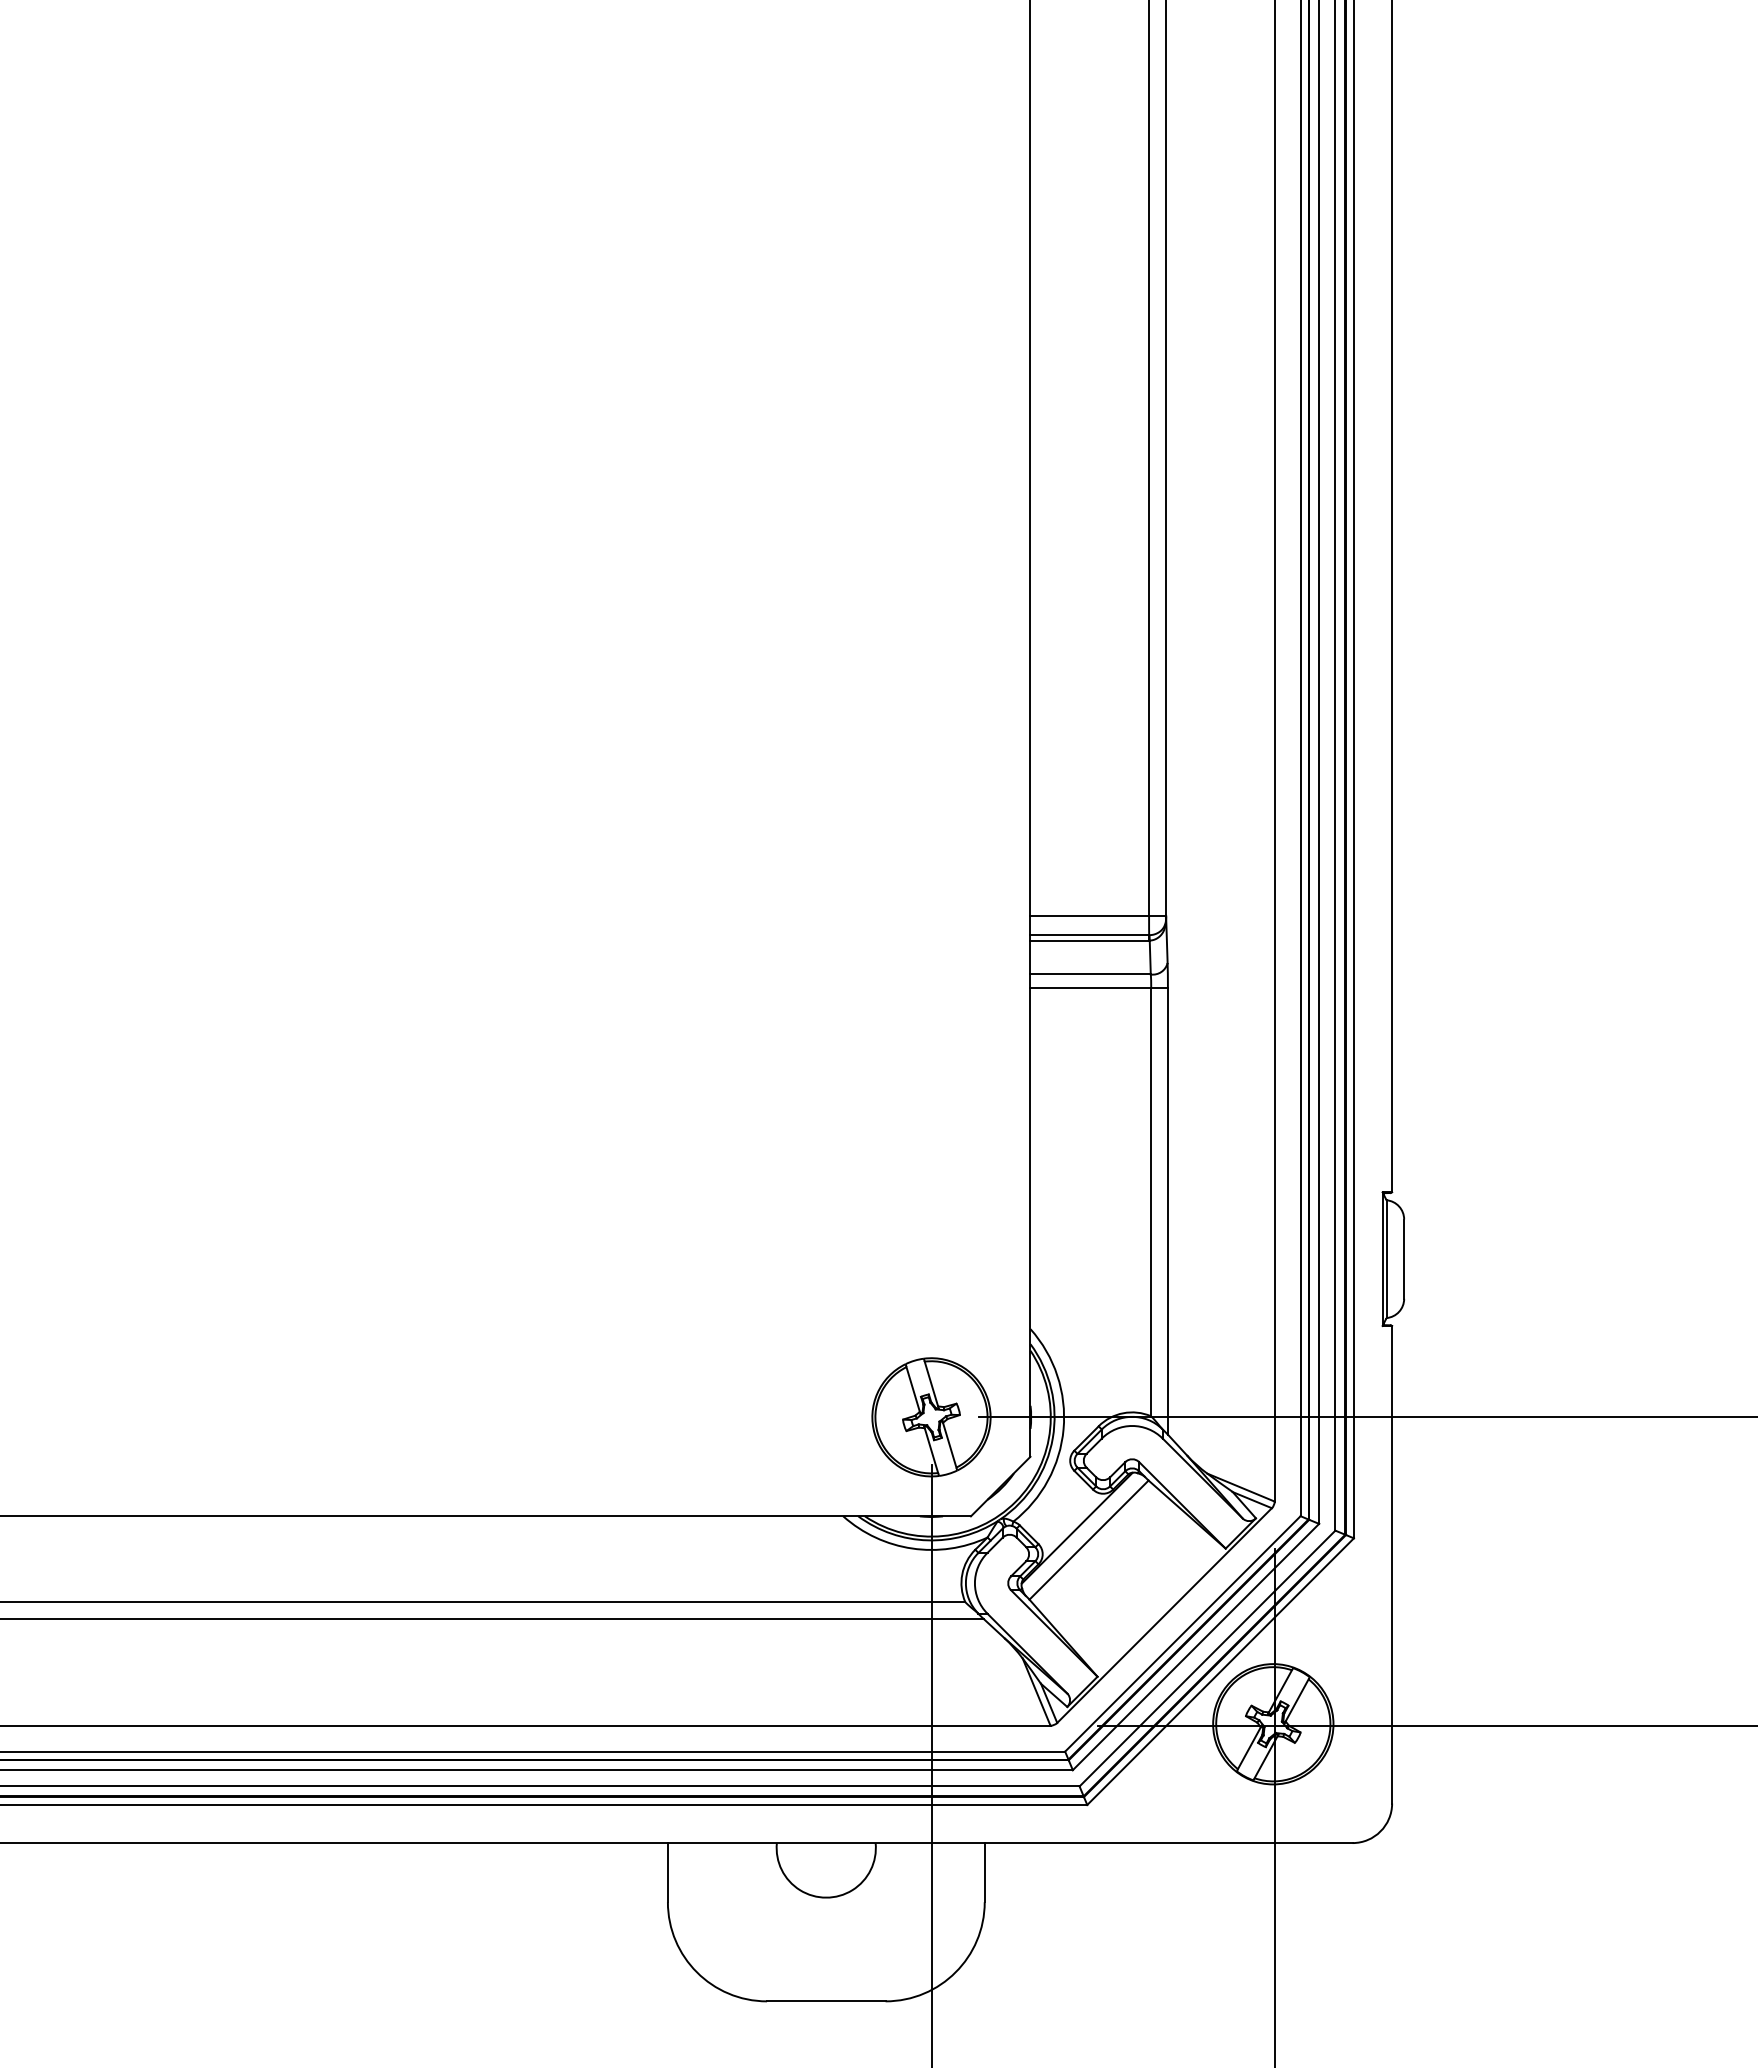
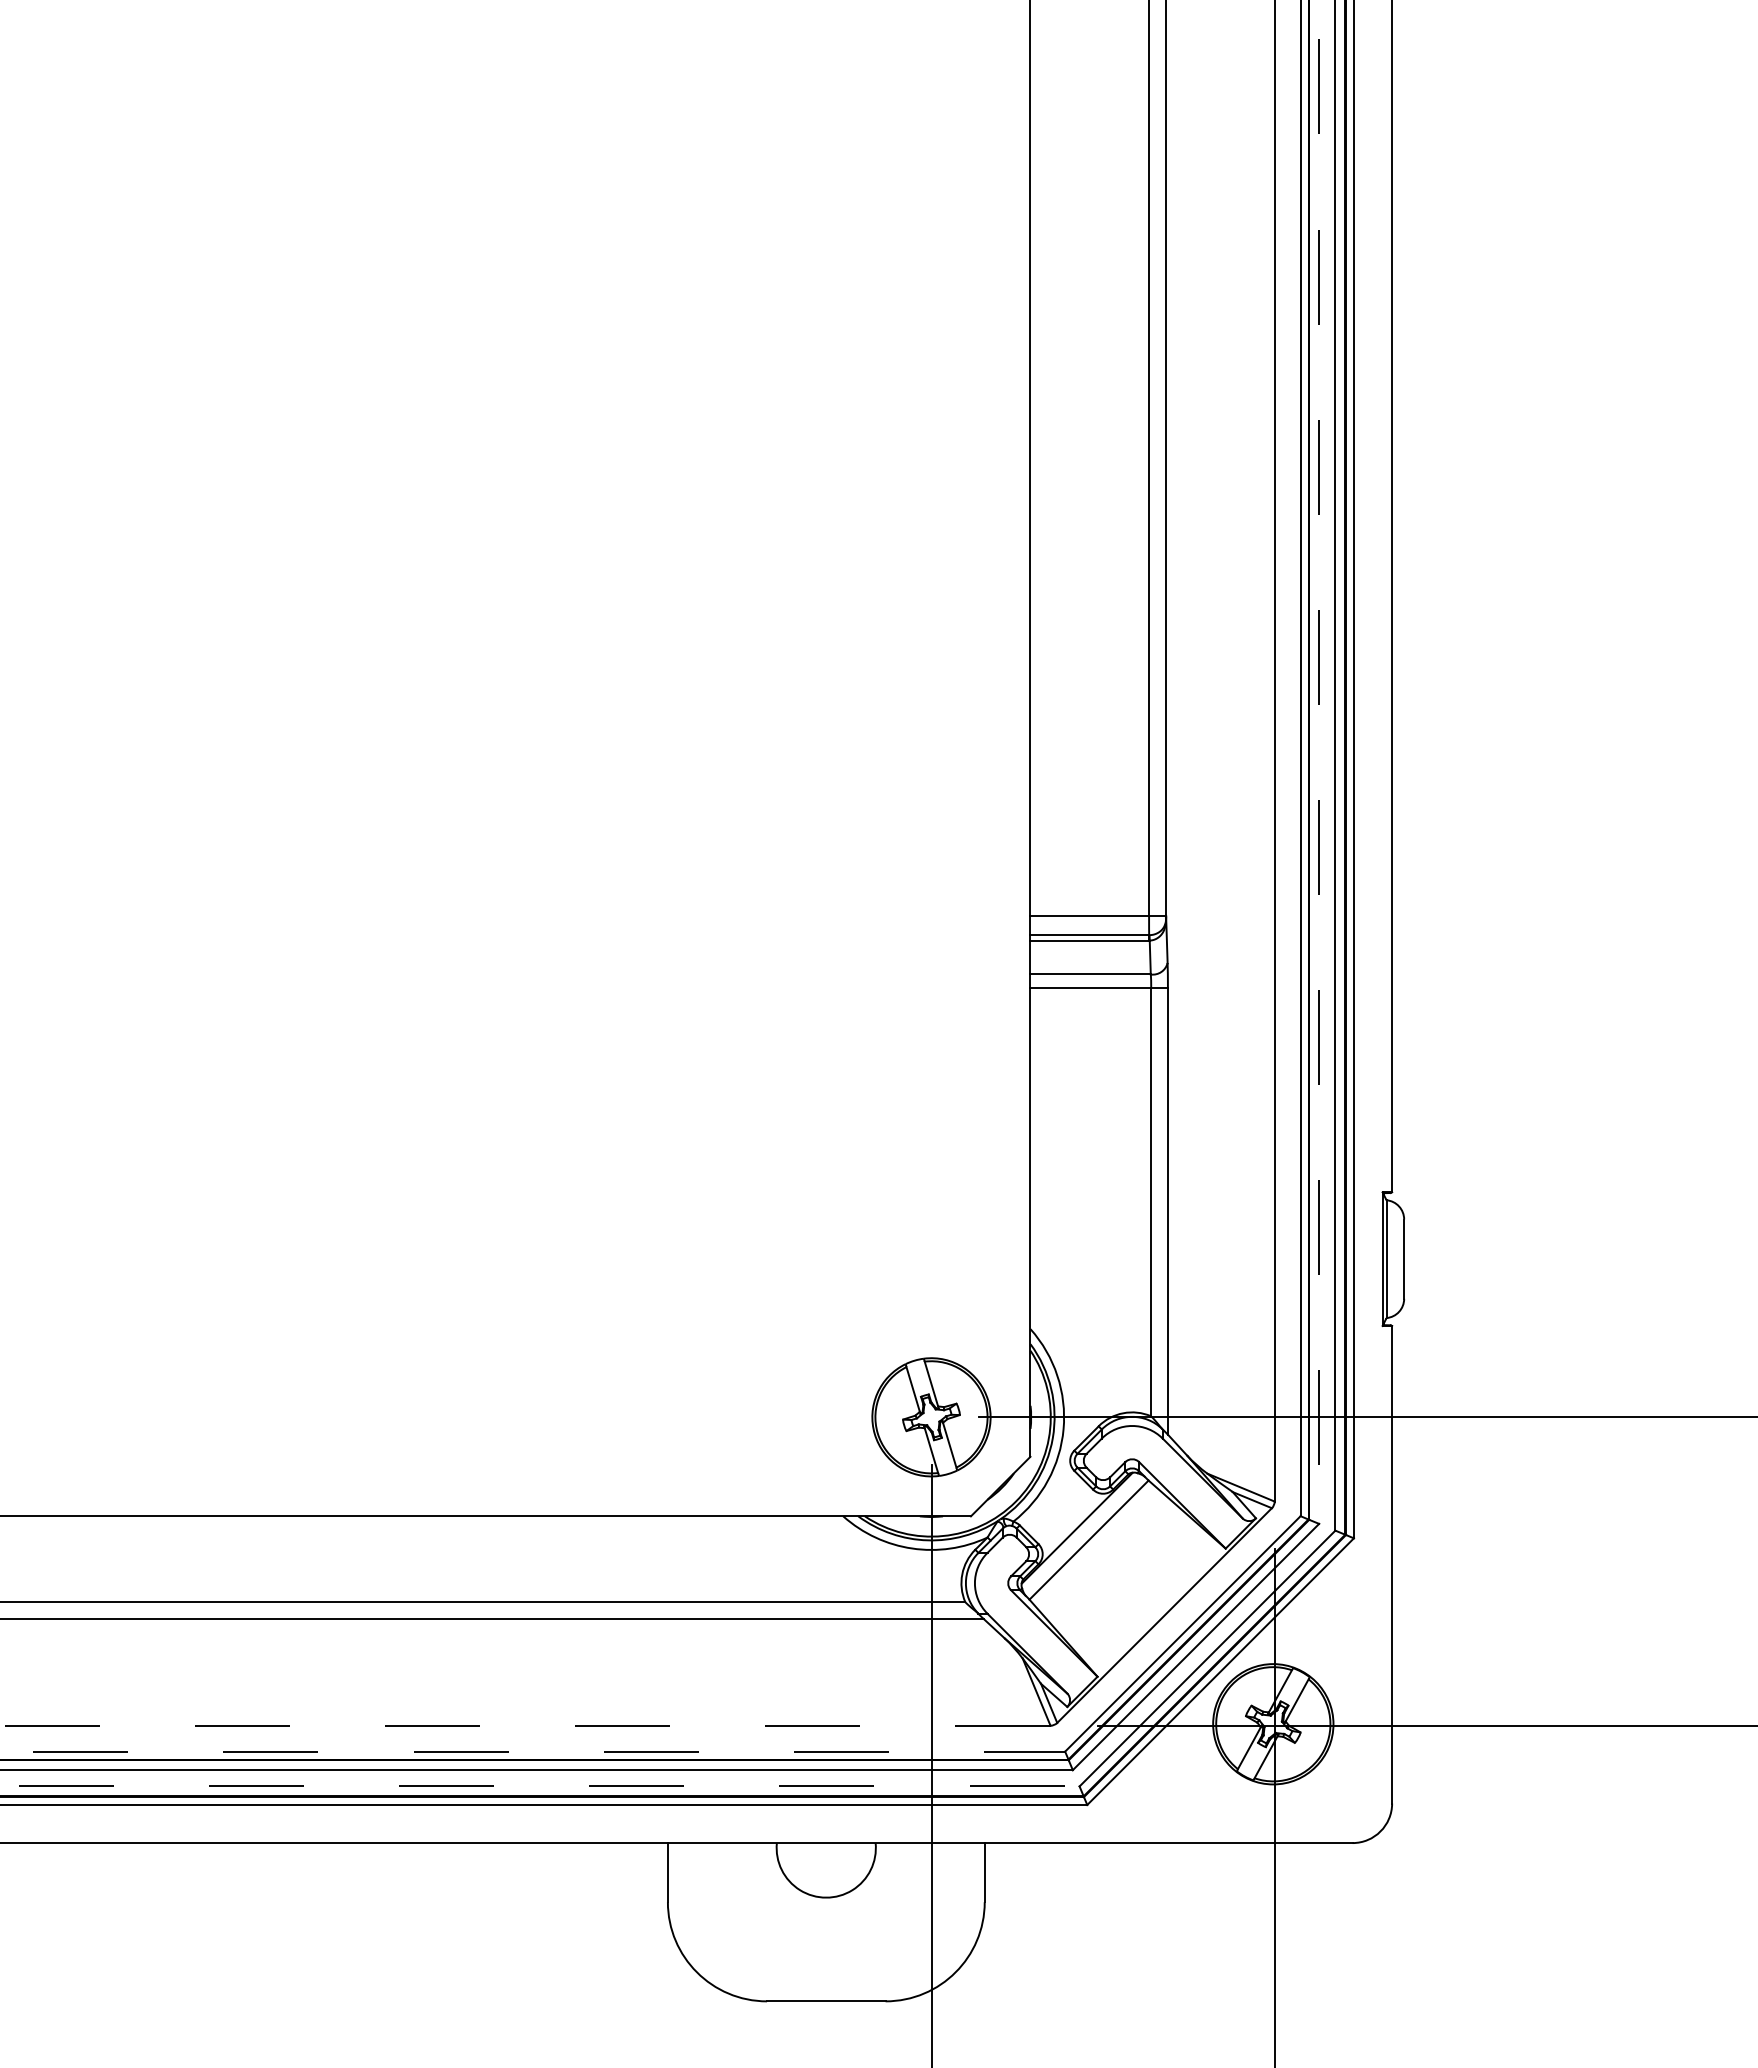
line: solid -> dashed (1319, 762)
line: solid -> dashed (525, 1725)
line: solid -> dashed (533, 1751)
line: solid -> dashed (540, 1786)
